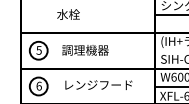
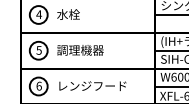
part: none -> present (38, 14)
text position: (85, 50) -> (80, 50) (80, 50)
line: none -> present (169, 50)
text position: (98, 84) -> (92, 85) (92, 85)
